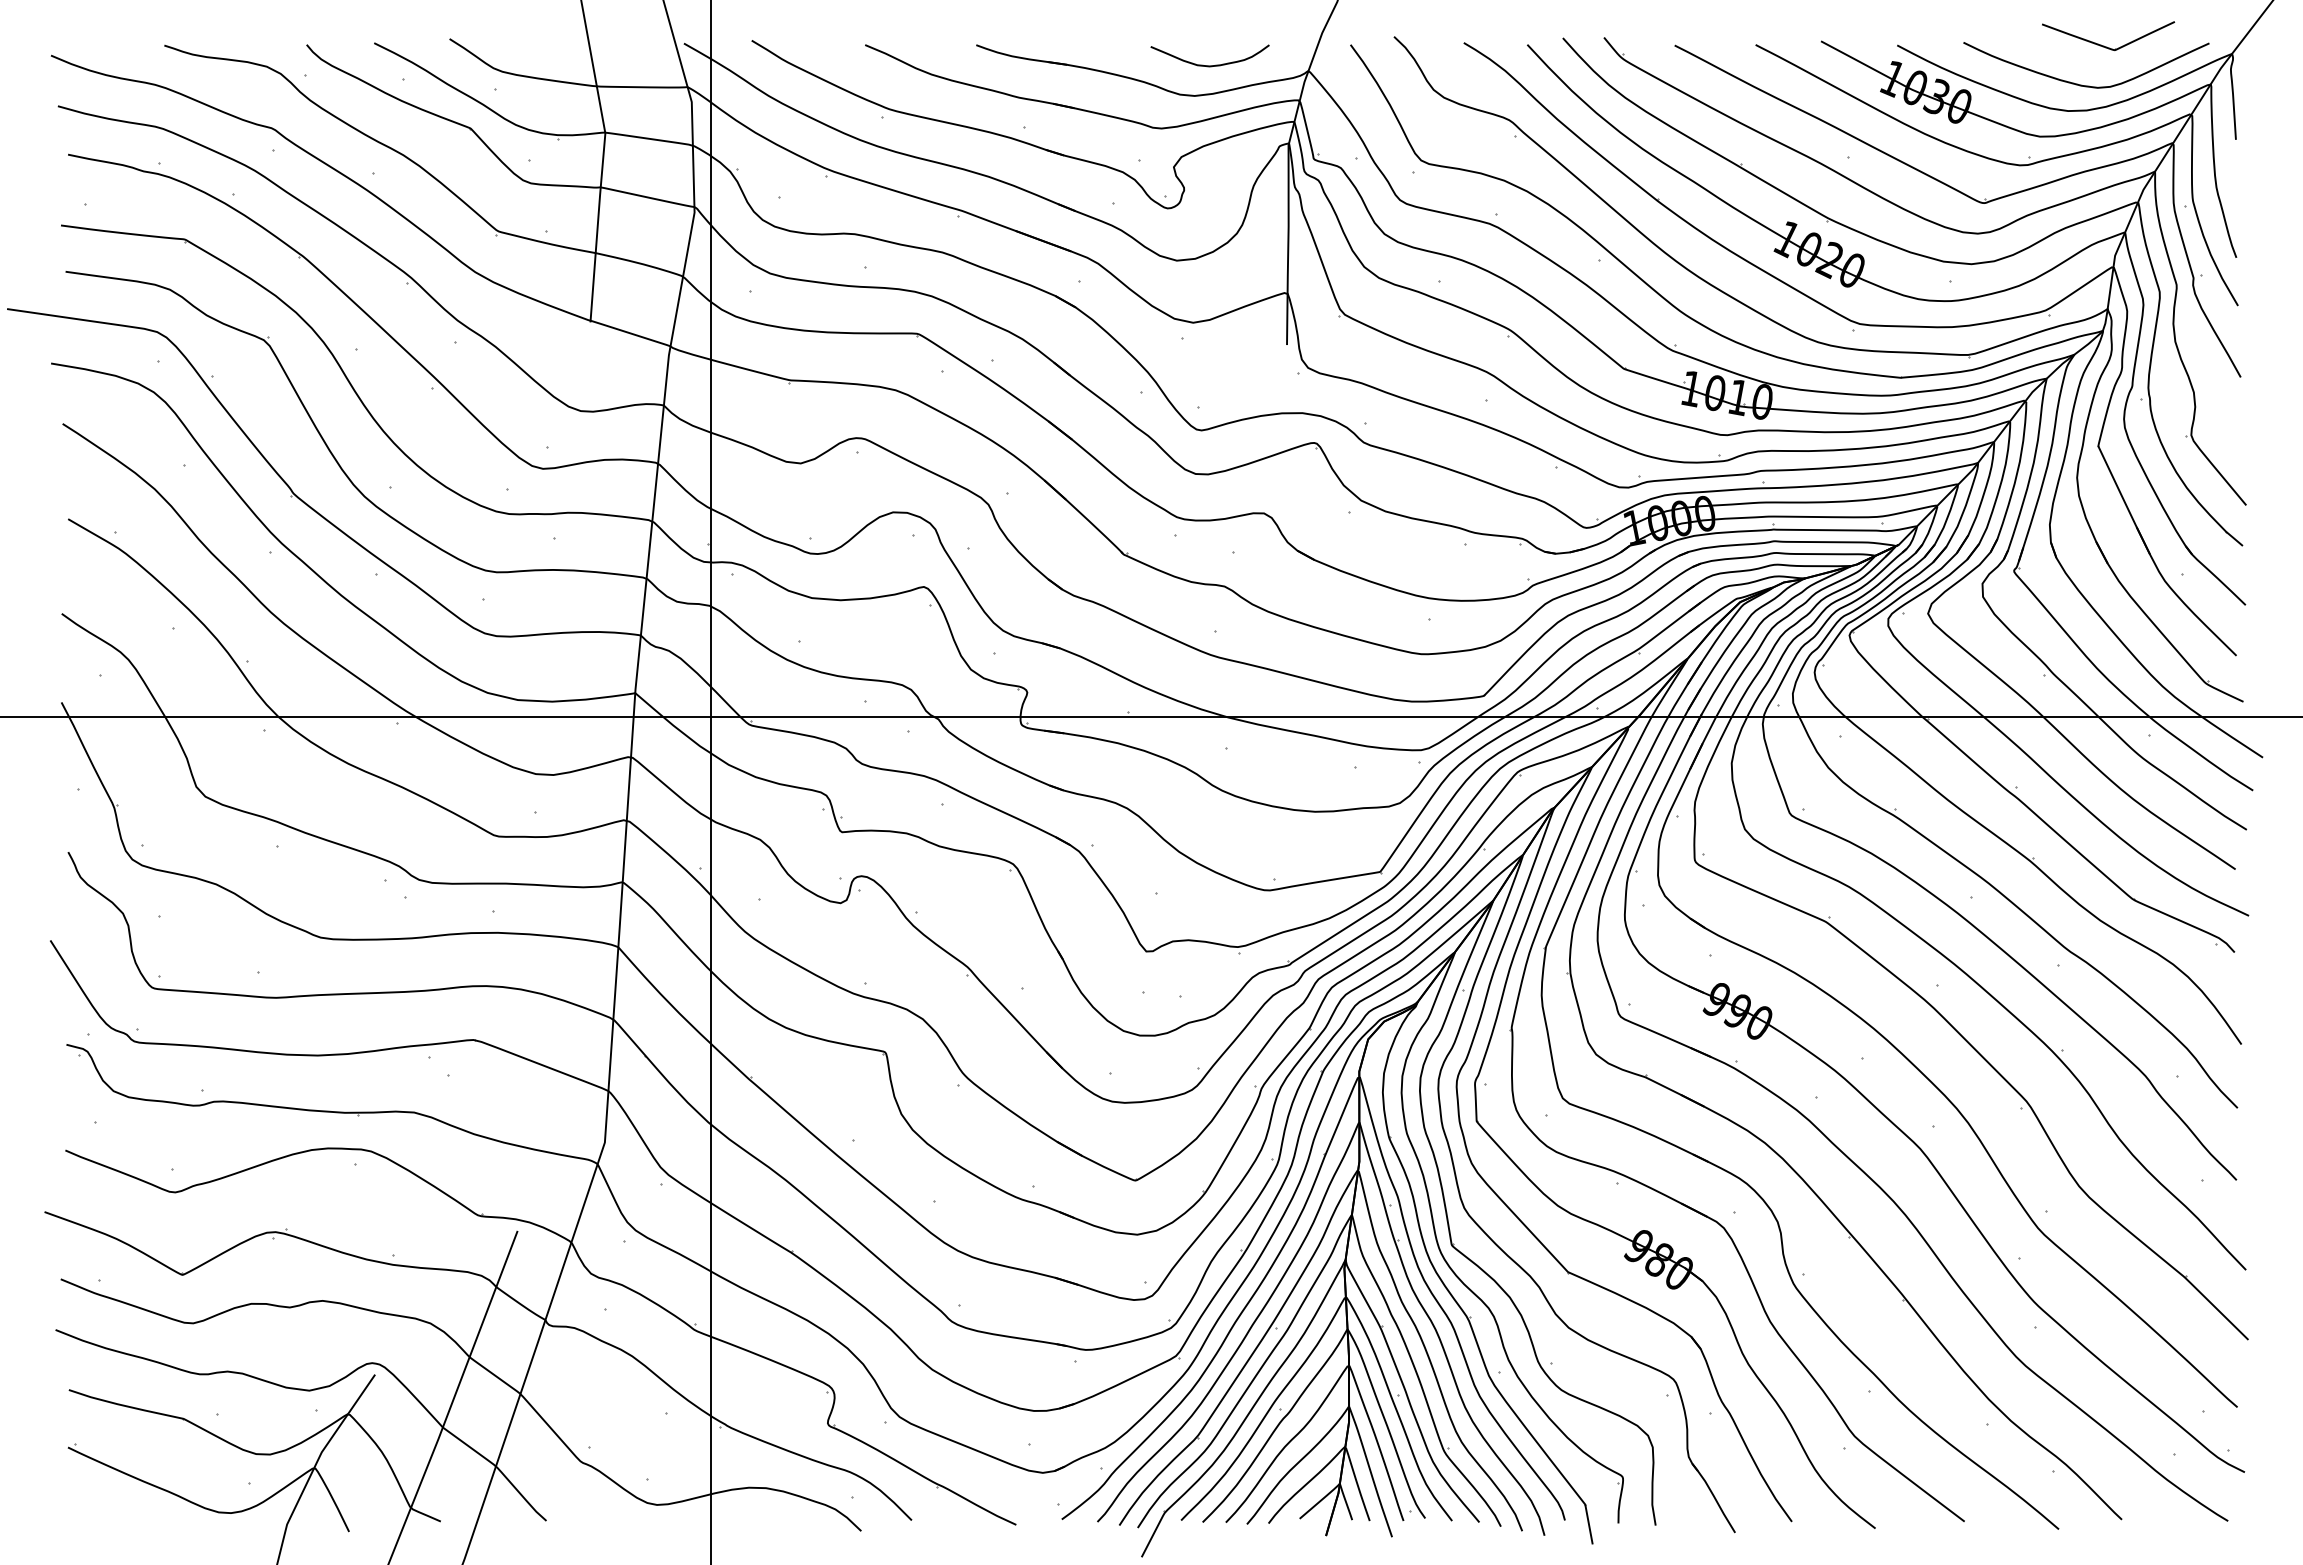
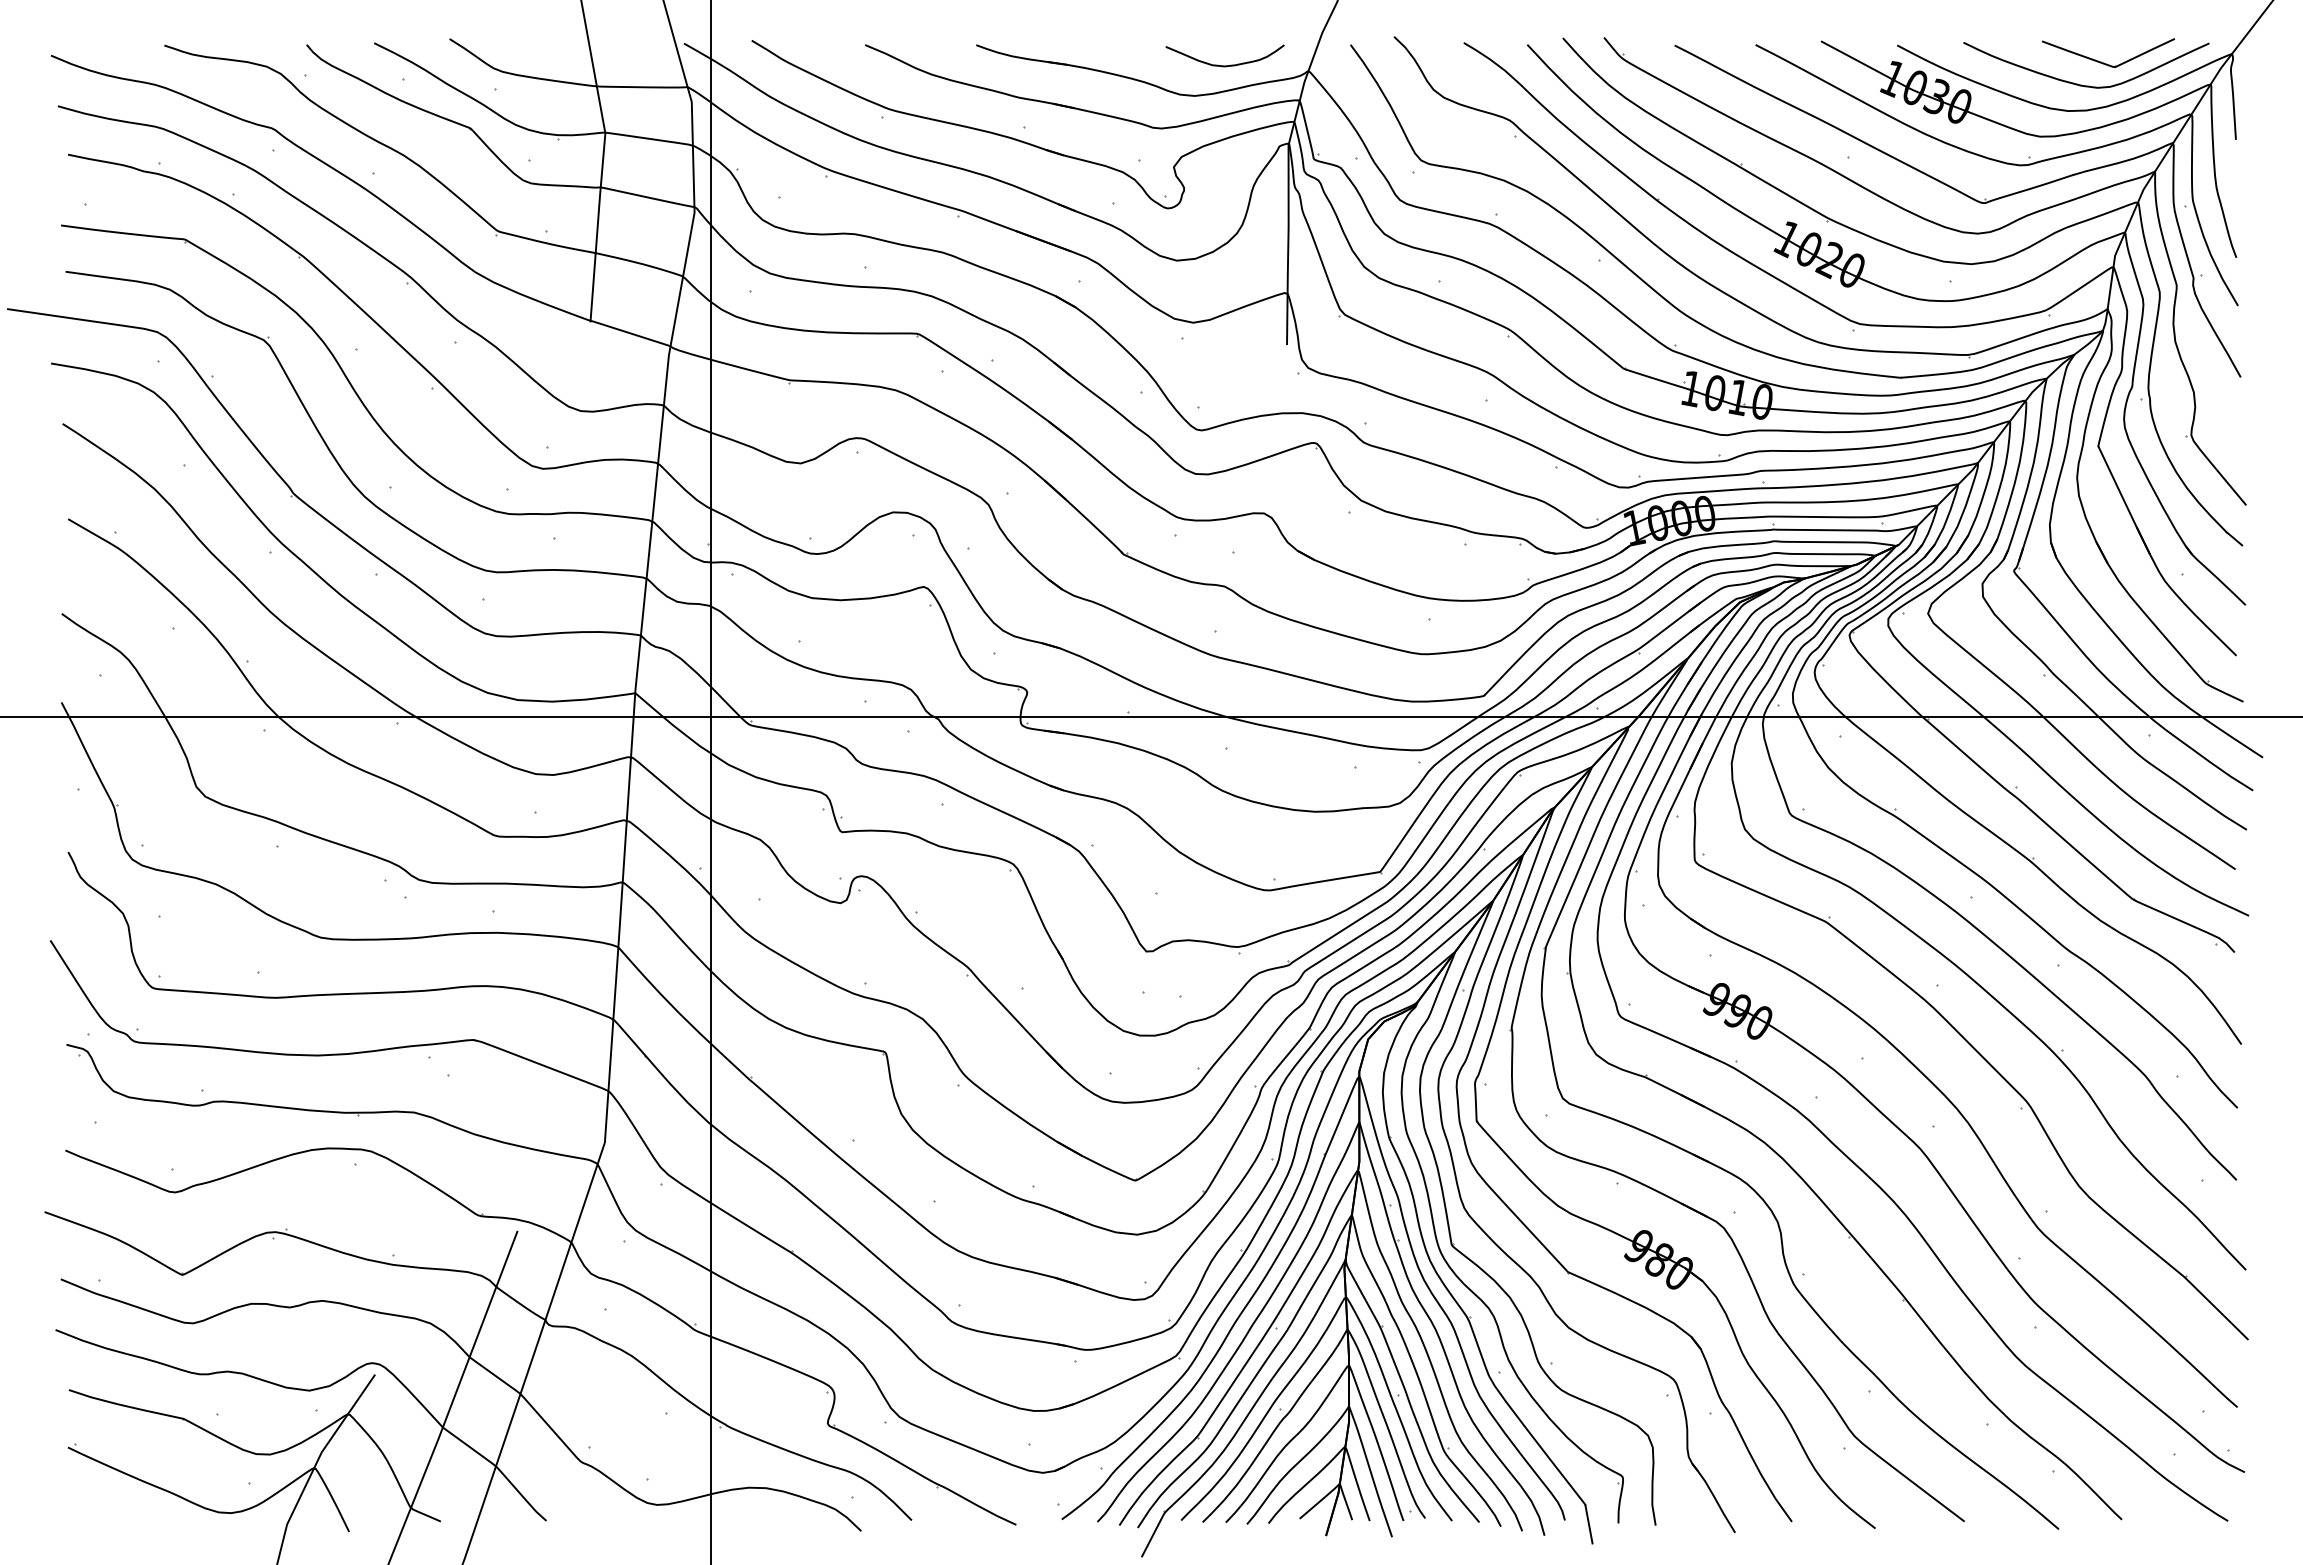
part position: (2104, 45) -> (2104, 62) (2104, 62)
curve position: (1209, 65) -> (1224, 65) (1224, 65)
